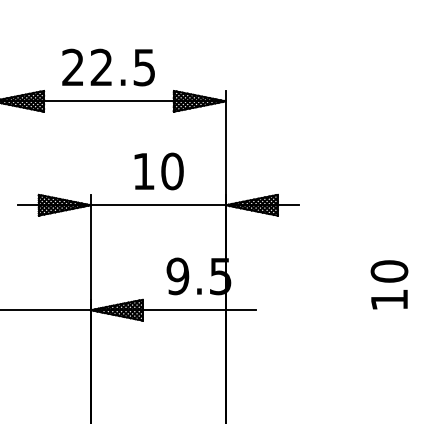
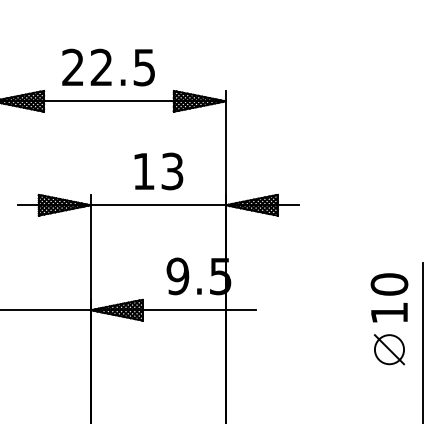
text: 10 -> 13 (172, 171)
text position: (389, 284) -> (389, 297) (389, 297)
line: none -> present (423, 341)
part: none -> present (389, 349)
